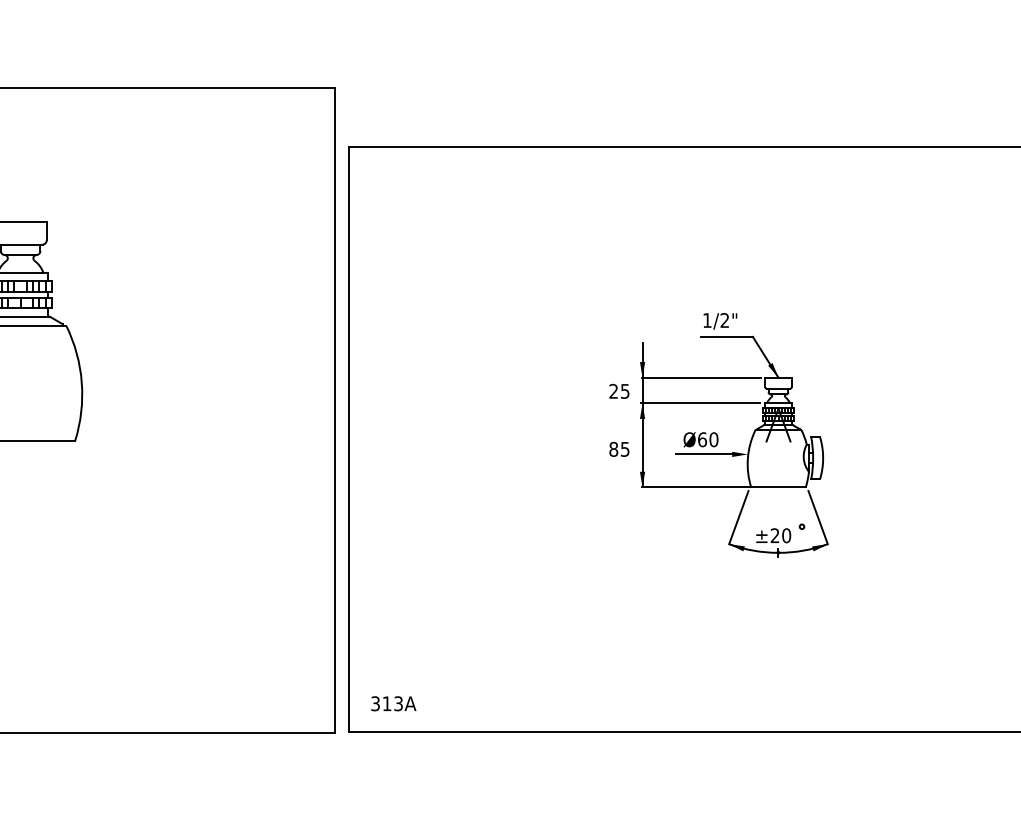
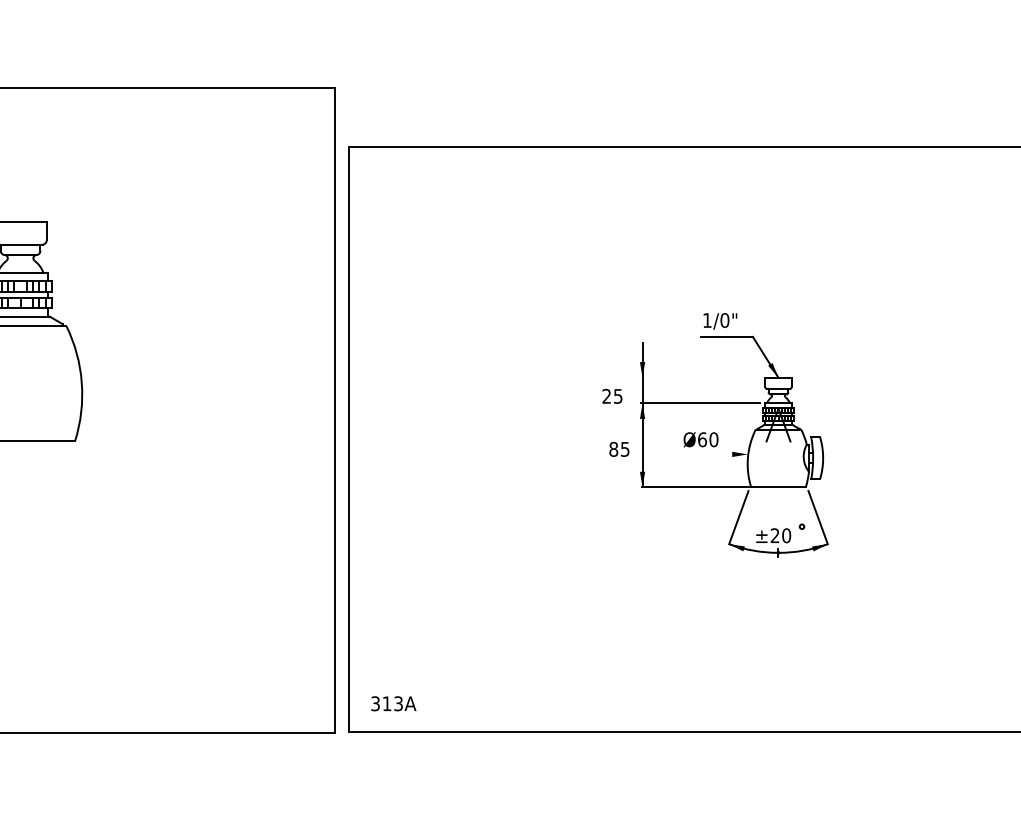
text: 1/2" -> 1/0" (724, 320)
line: present -> none (701, 377)
text position: (619, 390) -> (612, 395) (612, 395)
line: present -> none (704, 454)
